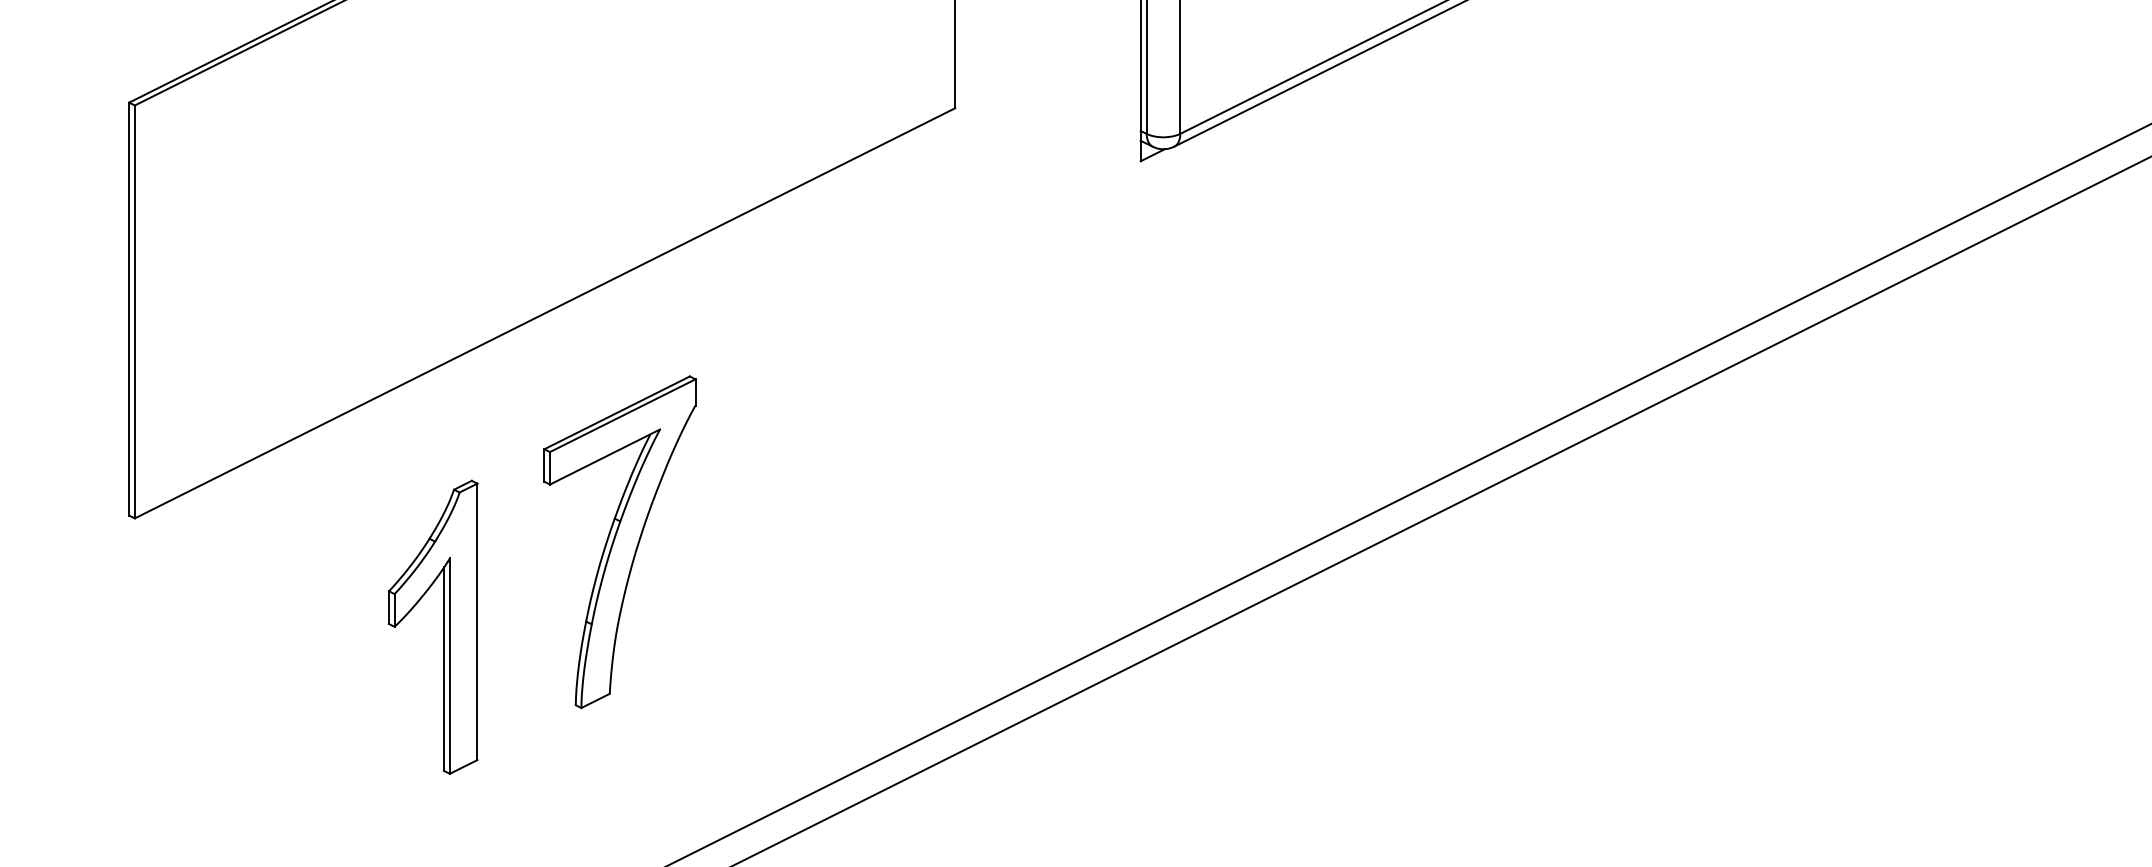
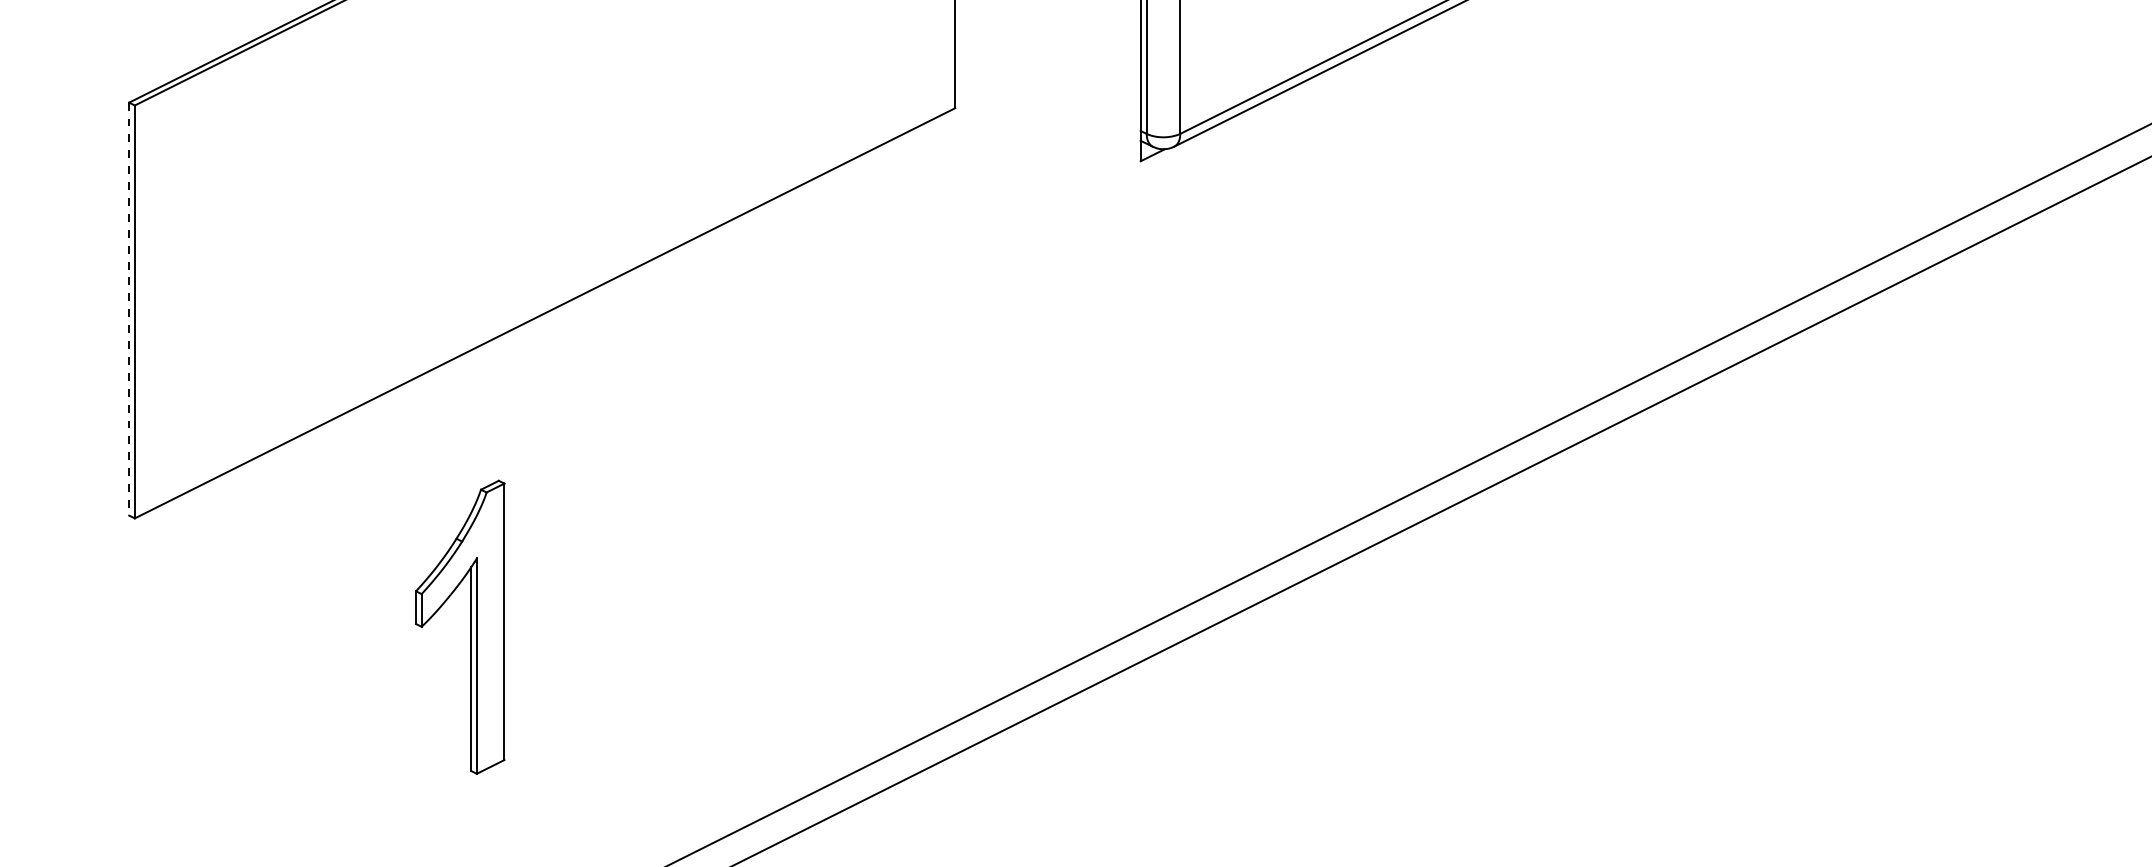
line: solid -> dashed (129, 309)
part: present -> none (619, 542)
part position: (443, 626) -> (470, 626) (470, 626)
